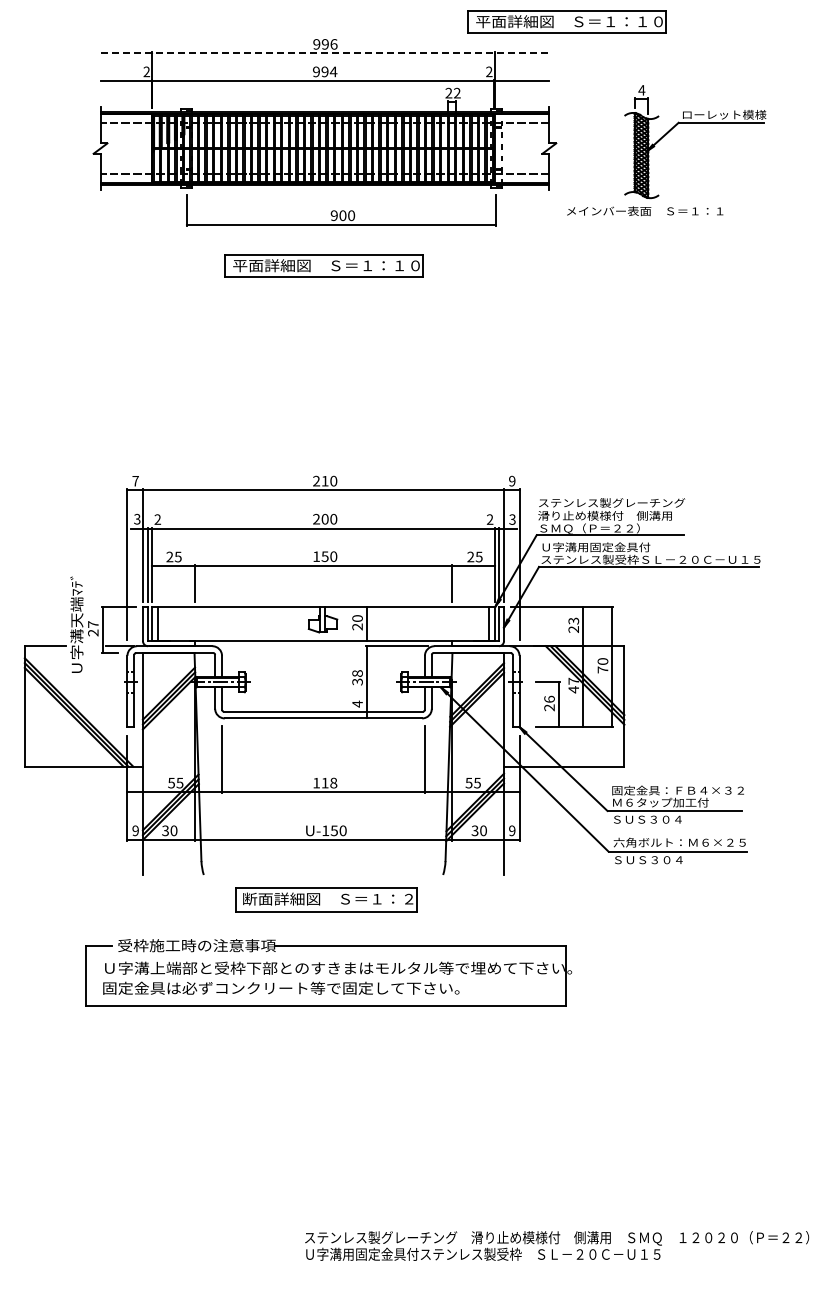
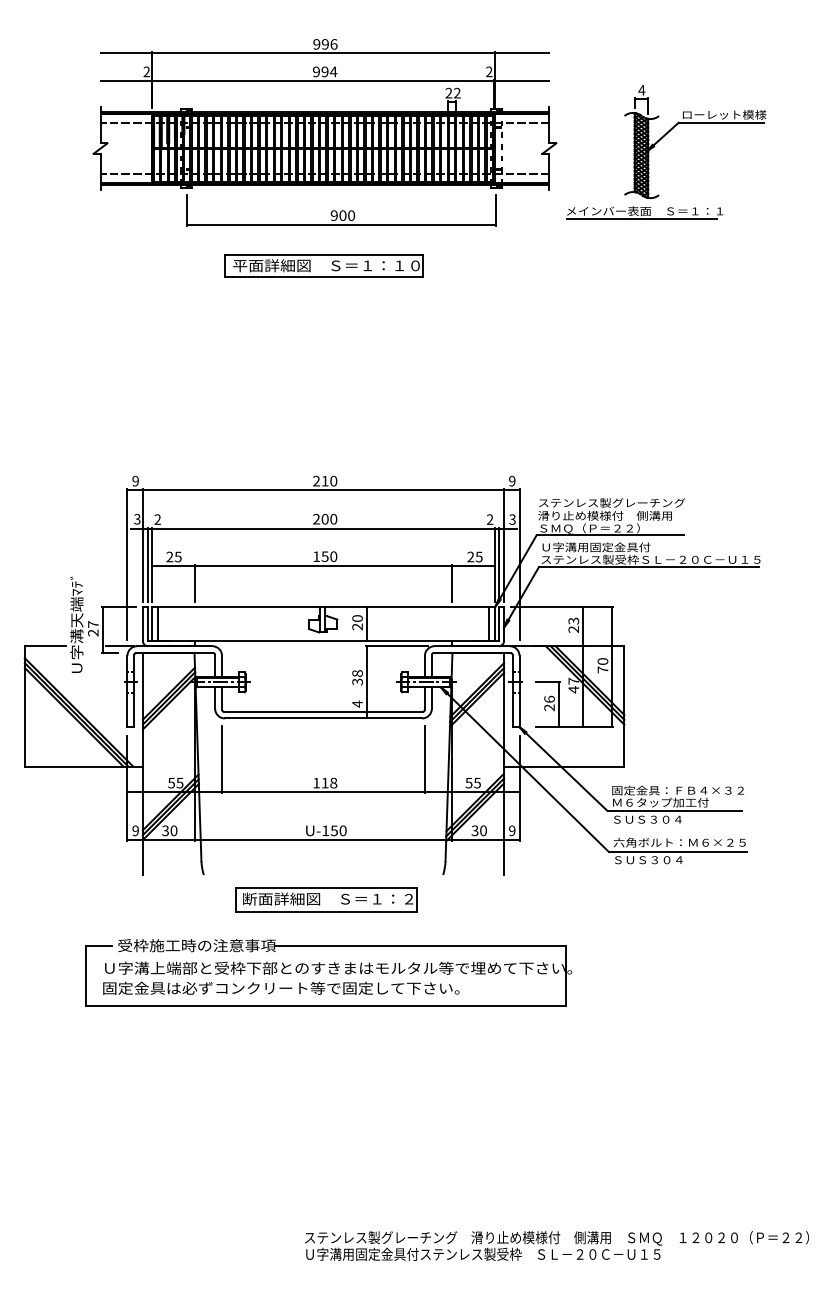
part: present -> none (566, 21)
line: dashed -> solid (325, 53)
line: none -> present (641, 219)
text: 7 -> 9 (135, 480)
